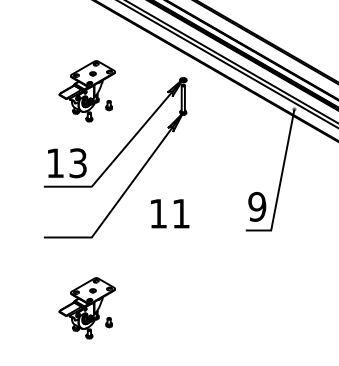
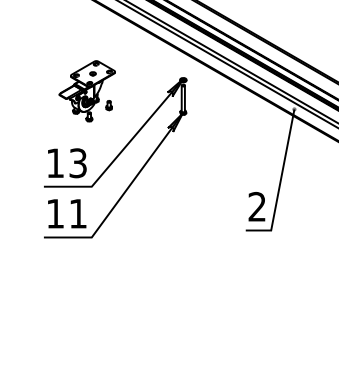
text: 9 -> 2 (257, 206)
text position: (170, 213) -> (67, 213) (67, 213)
part: present -> none (86, 308)
